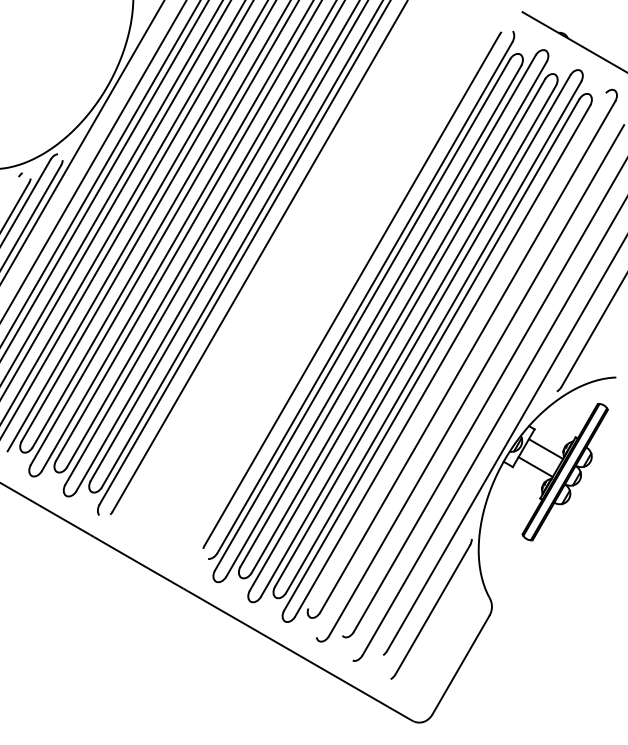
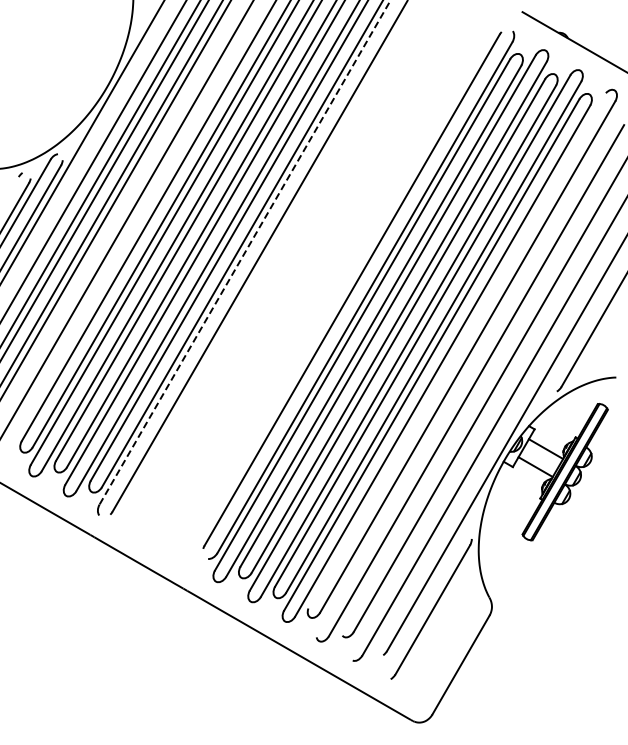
line: present -> none (123, 211)
line: present -> none (136, 226)
line: solid -> dashed (244, 252)
